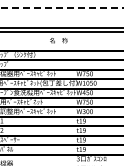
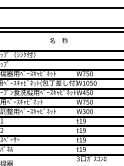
line: dashed -> solid (62, 8)
